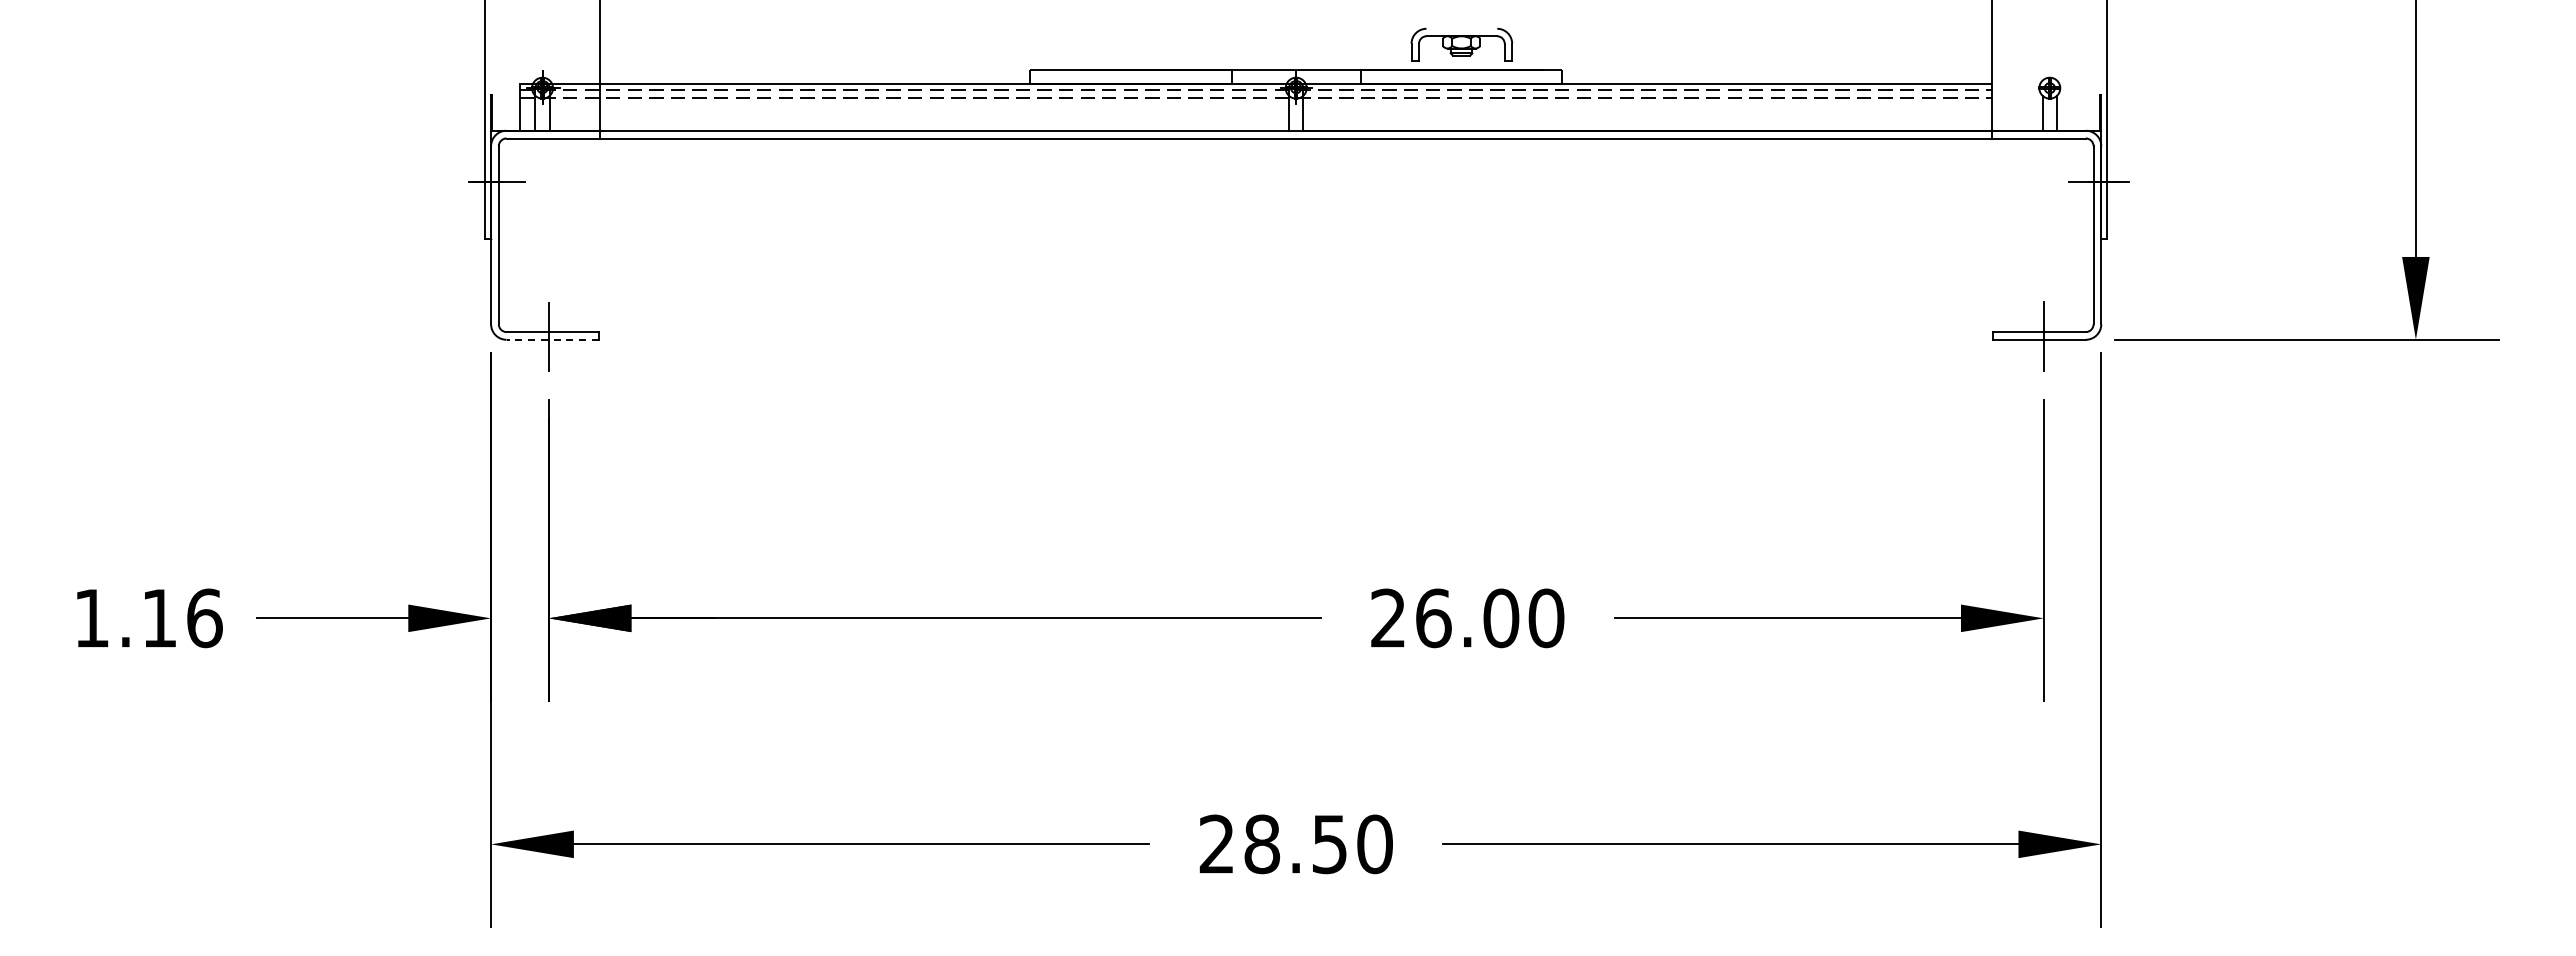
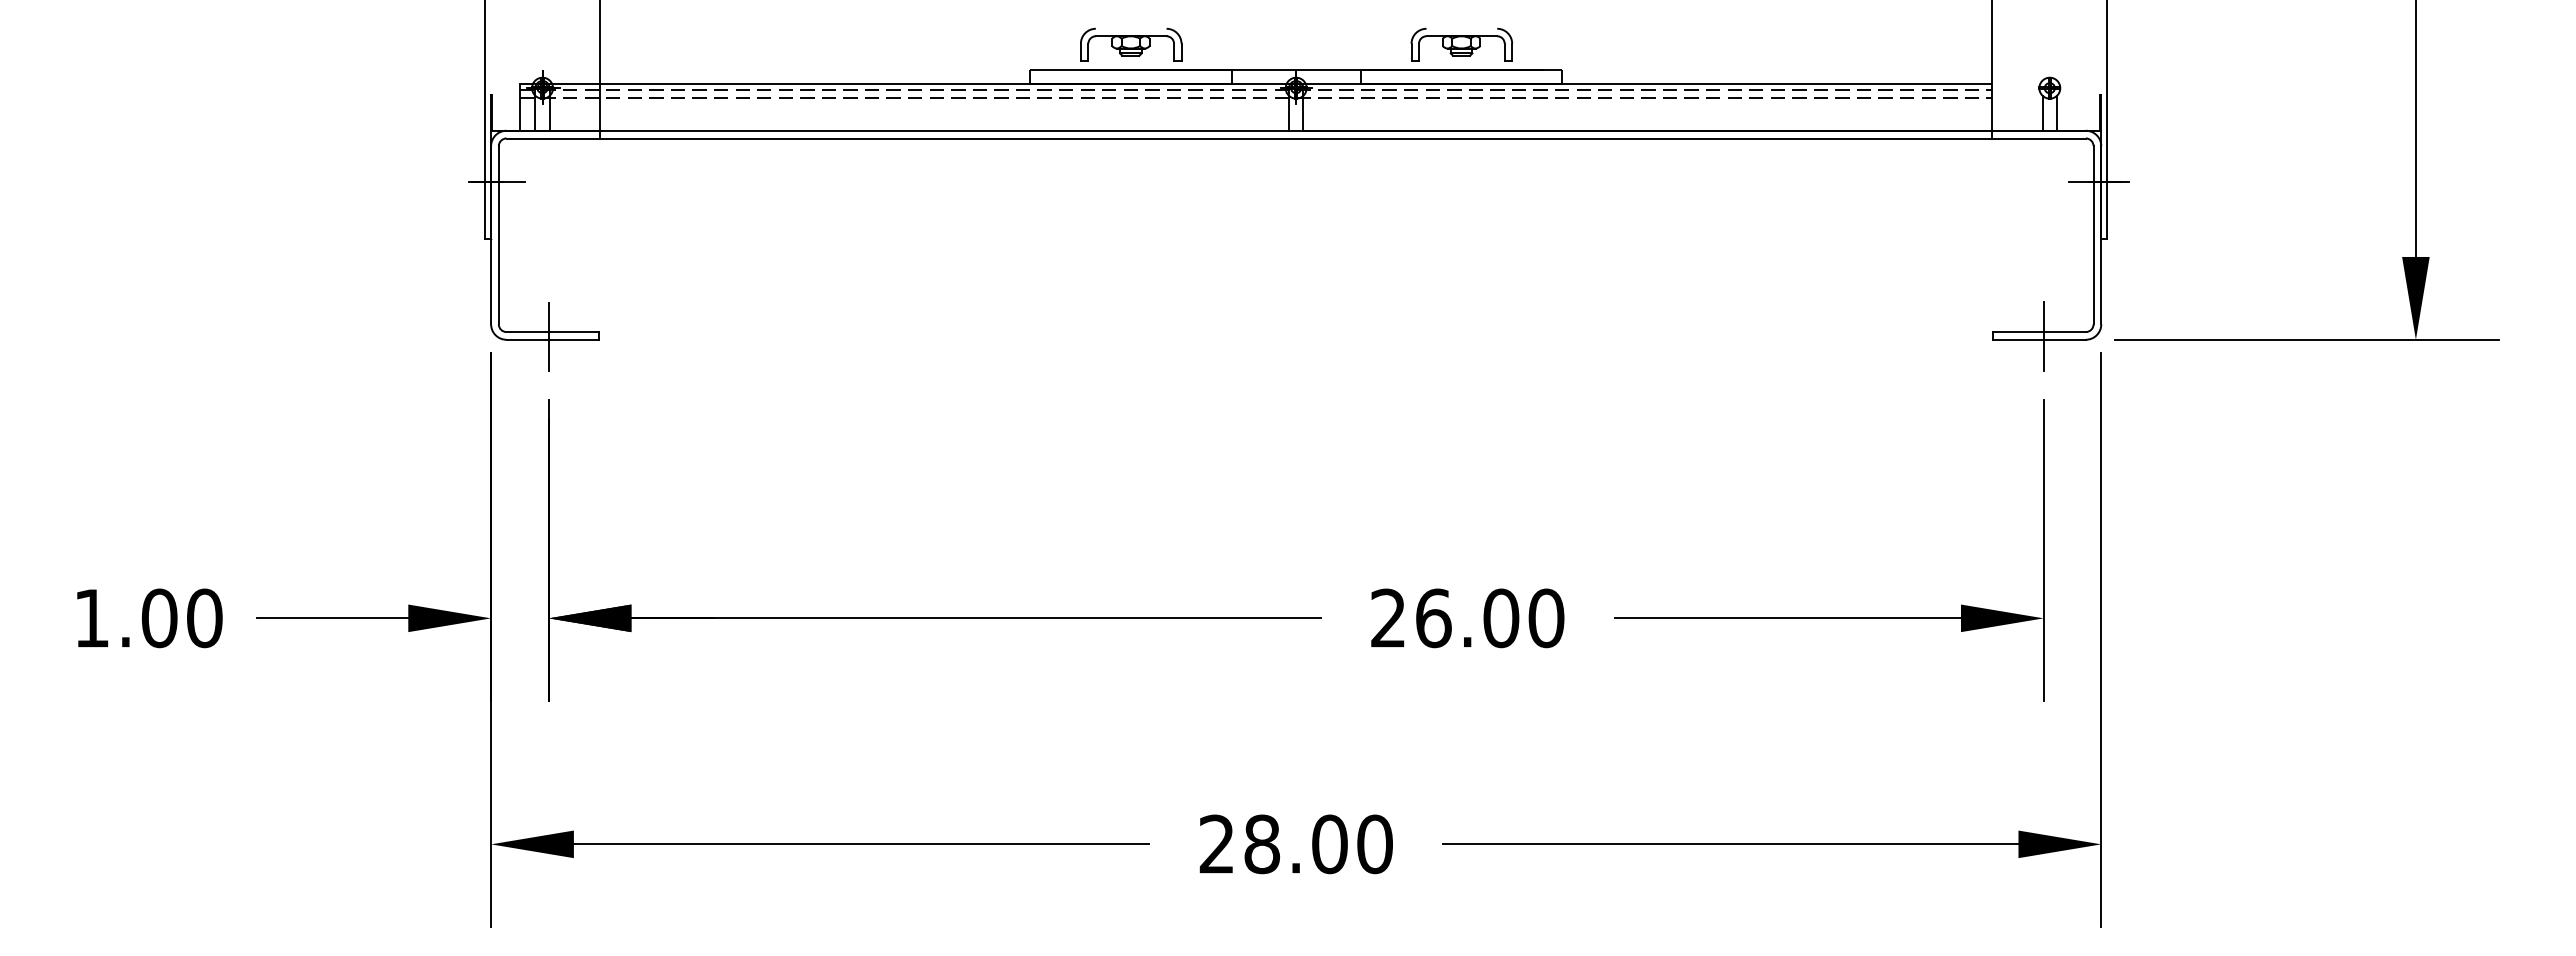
part: none -> present (1131, 44)
line: dashed -> solid (552, 339)
text: 1.16 -> 1.00 (181, 618)
text: 28.50 -> 28.00 (1329, 844)
